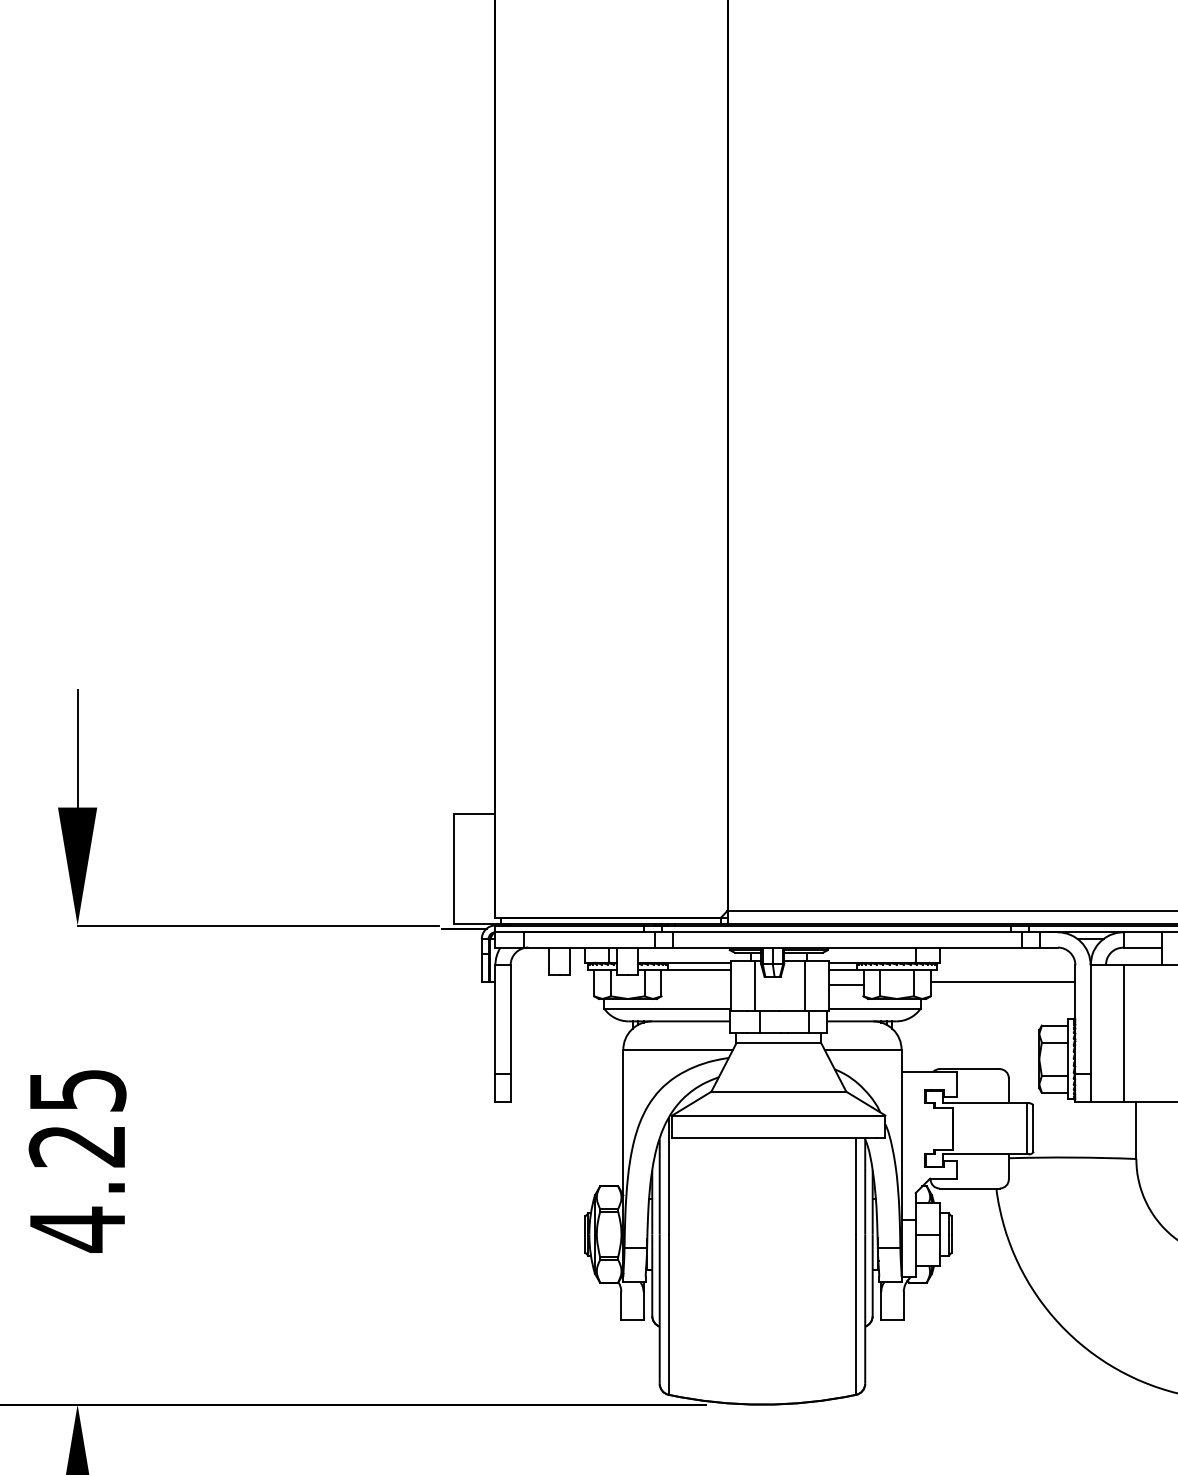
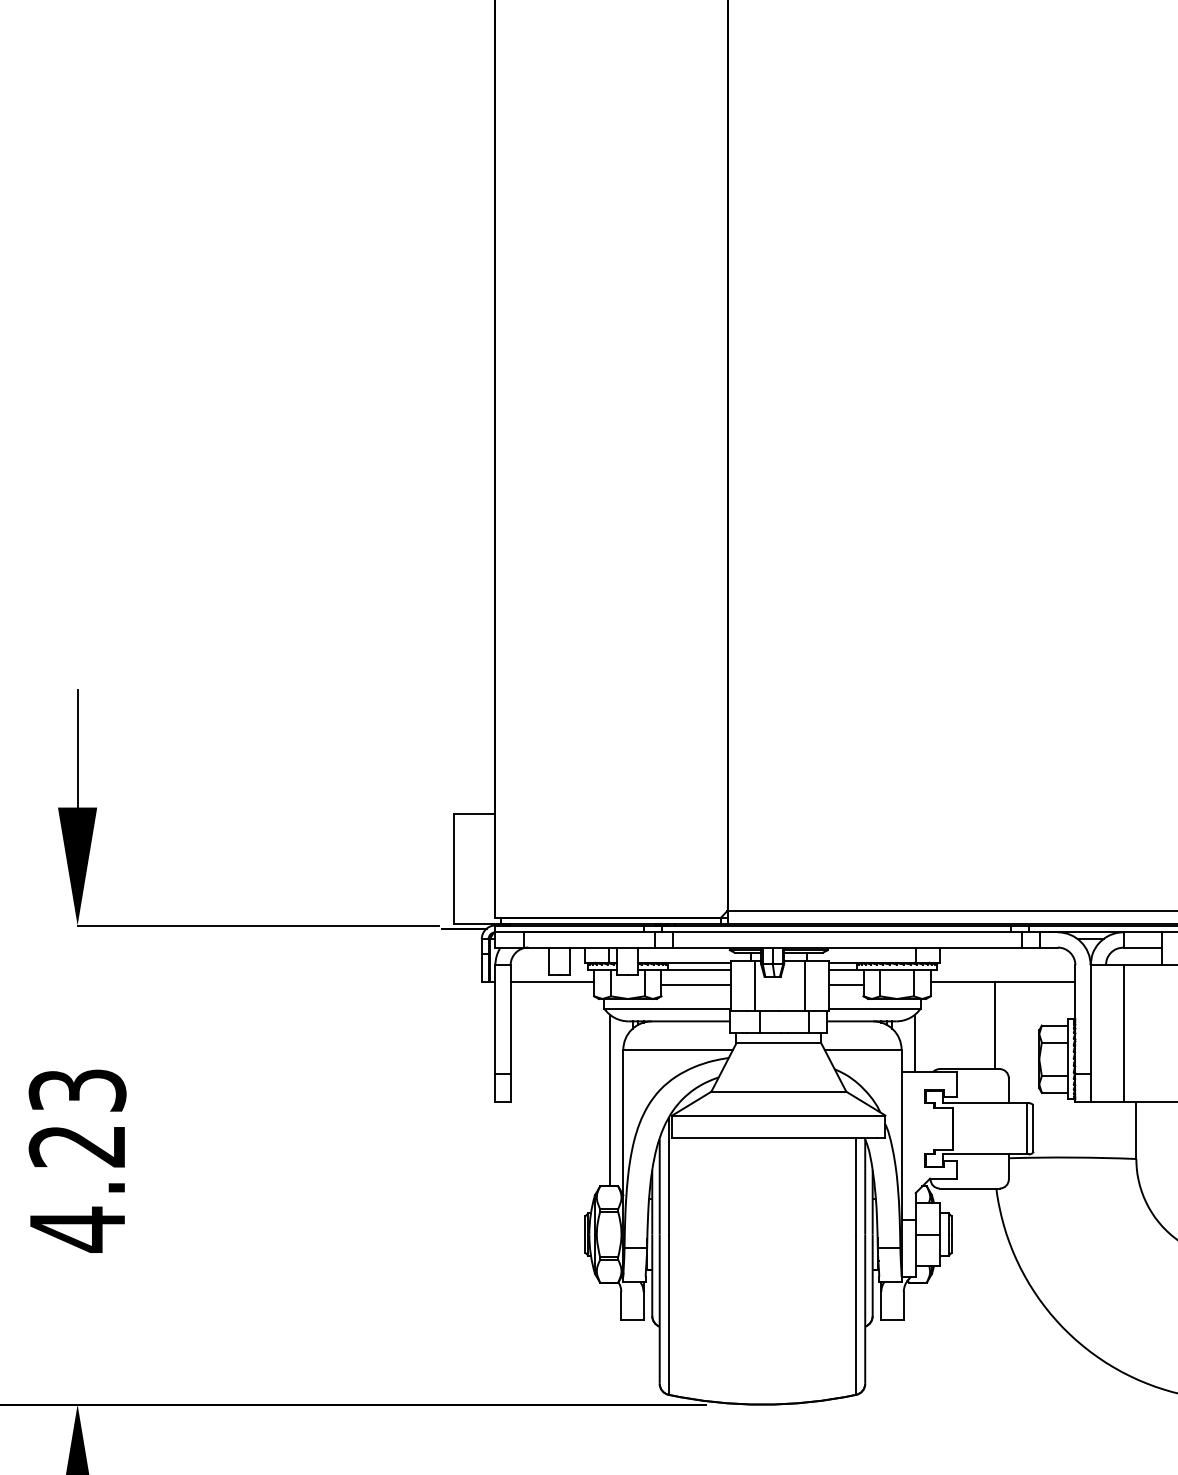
line: none -> present (552, 982)
line: none -> present (695, 984)
line: none -> present (994, 1025)
line: none -> present (914, 1042)
text: 4.25 -> 4.23 (77, 1090)
line: none -> present (610, 1100)
